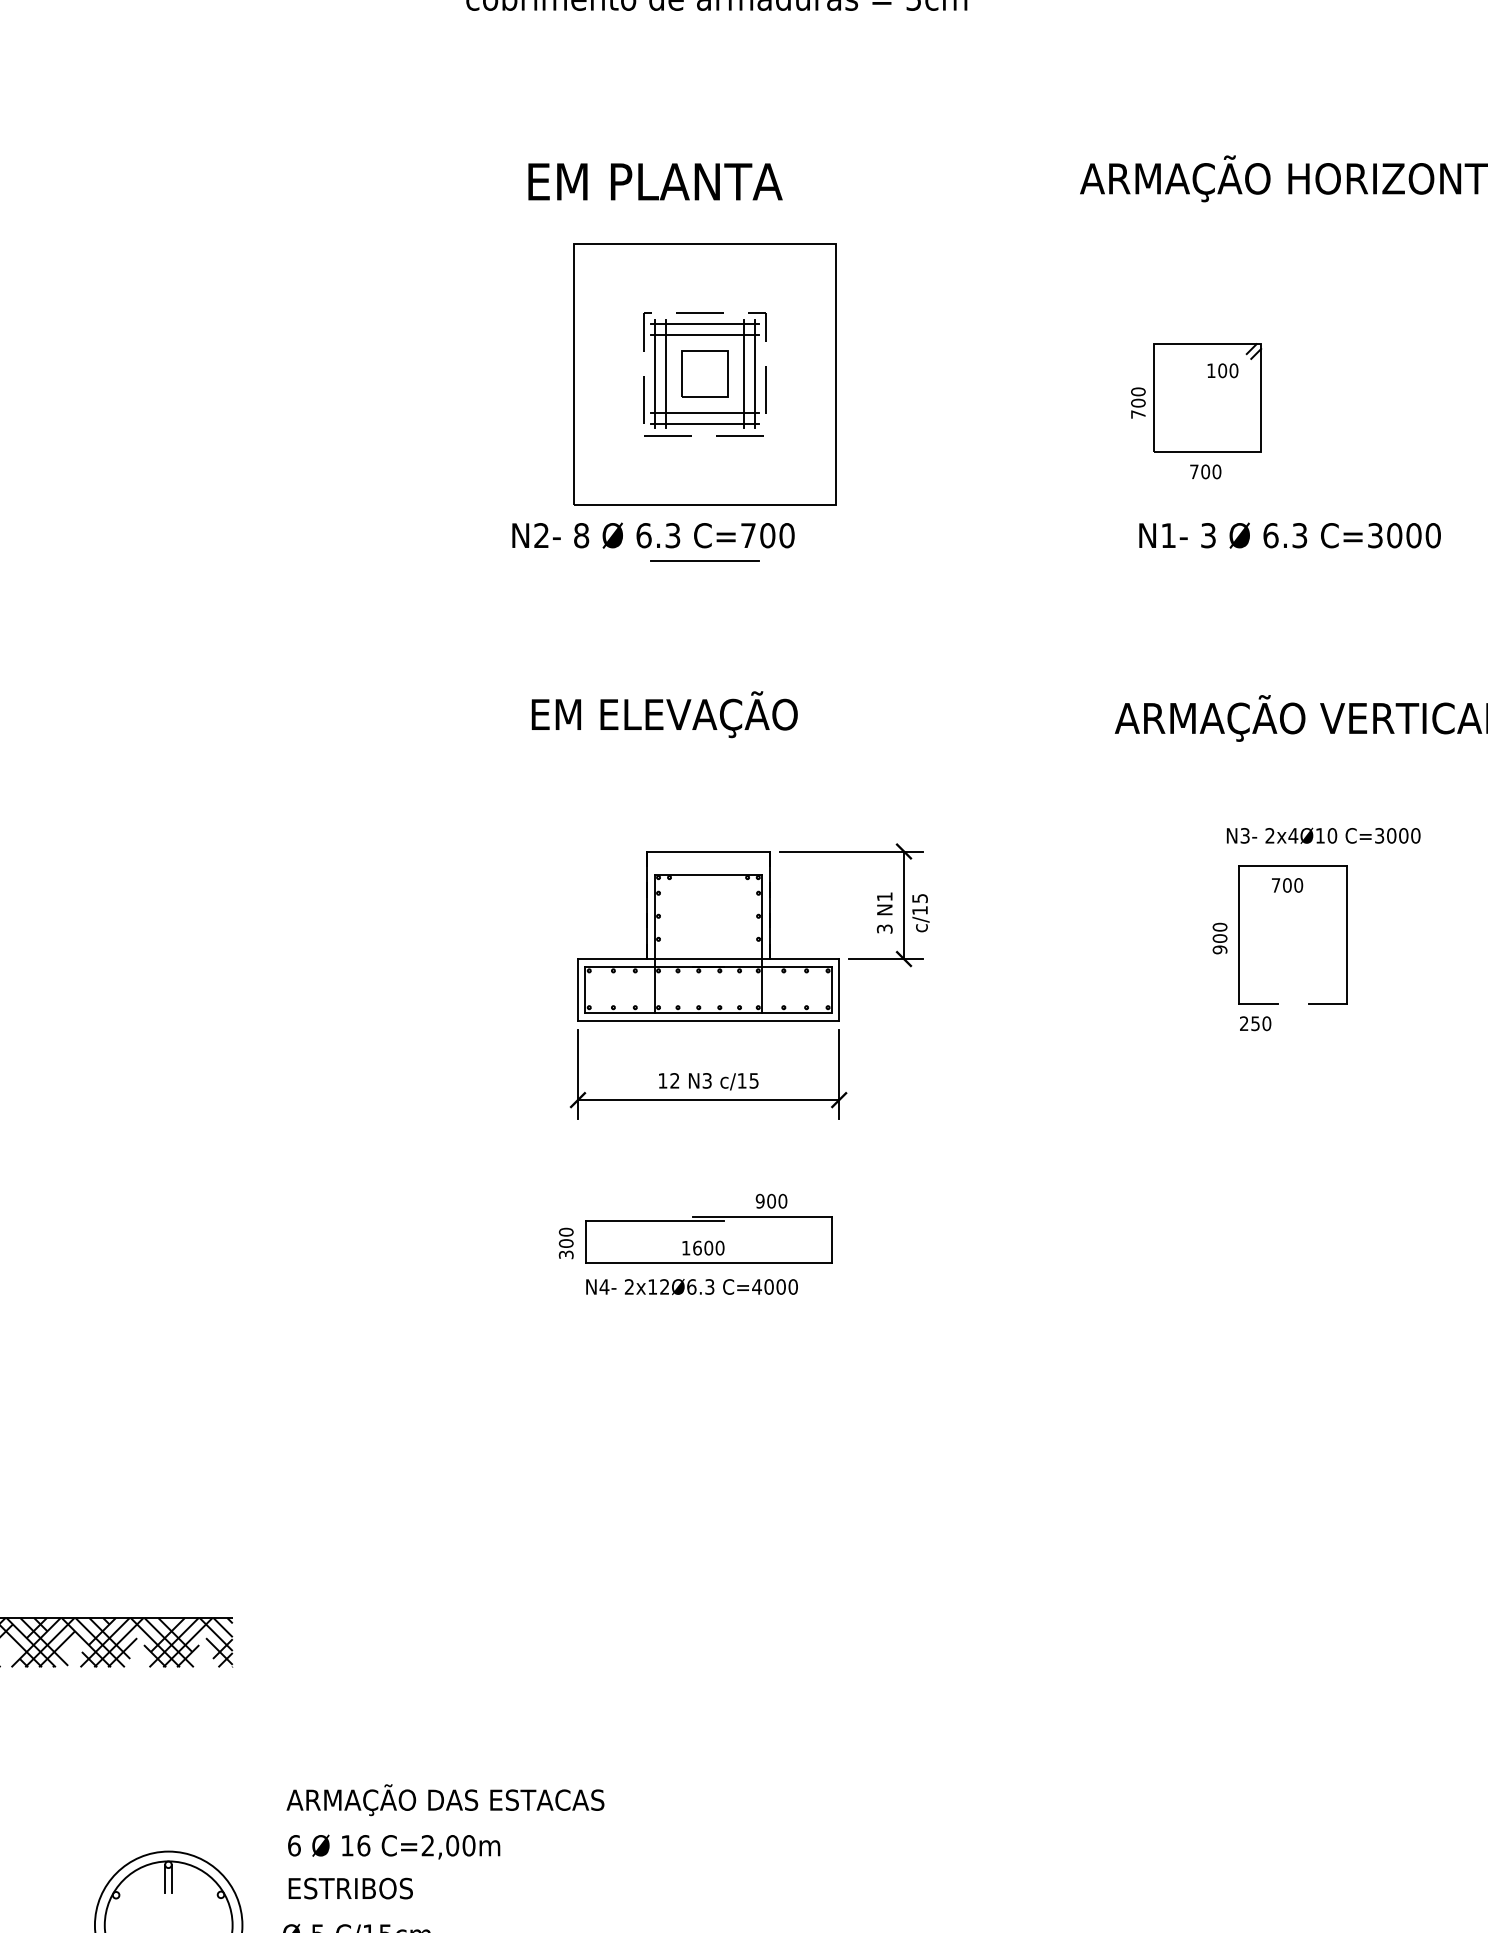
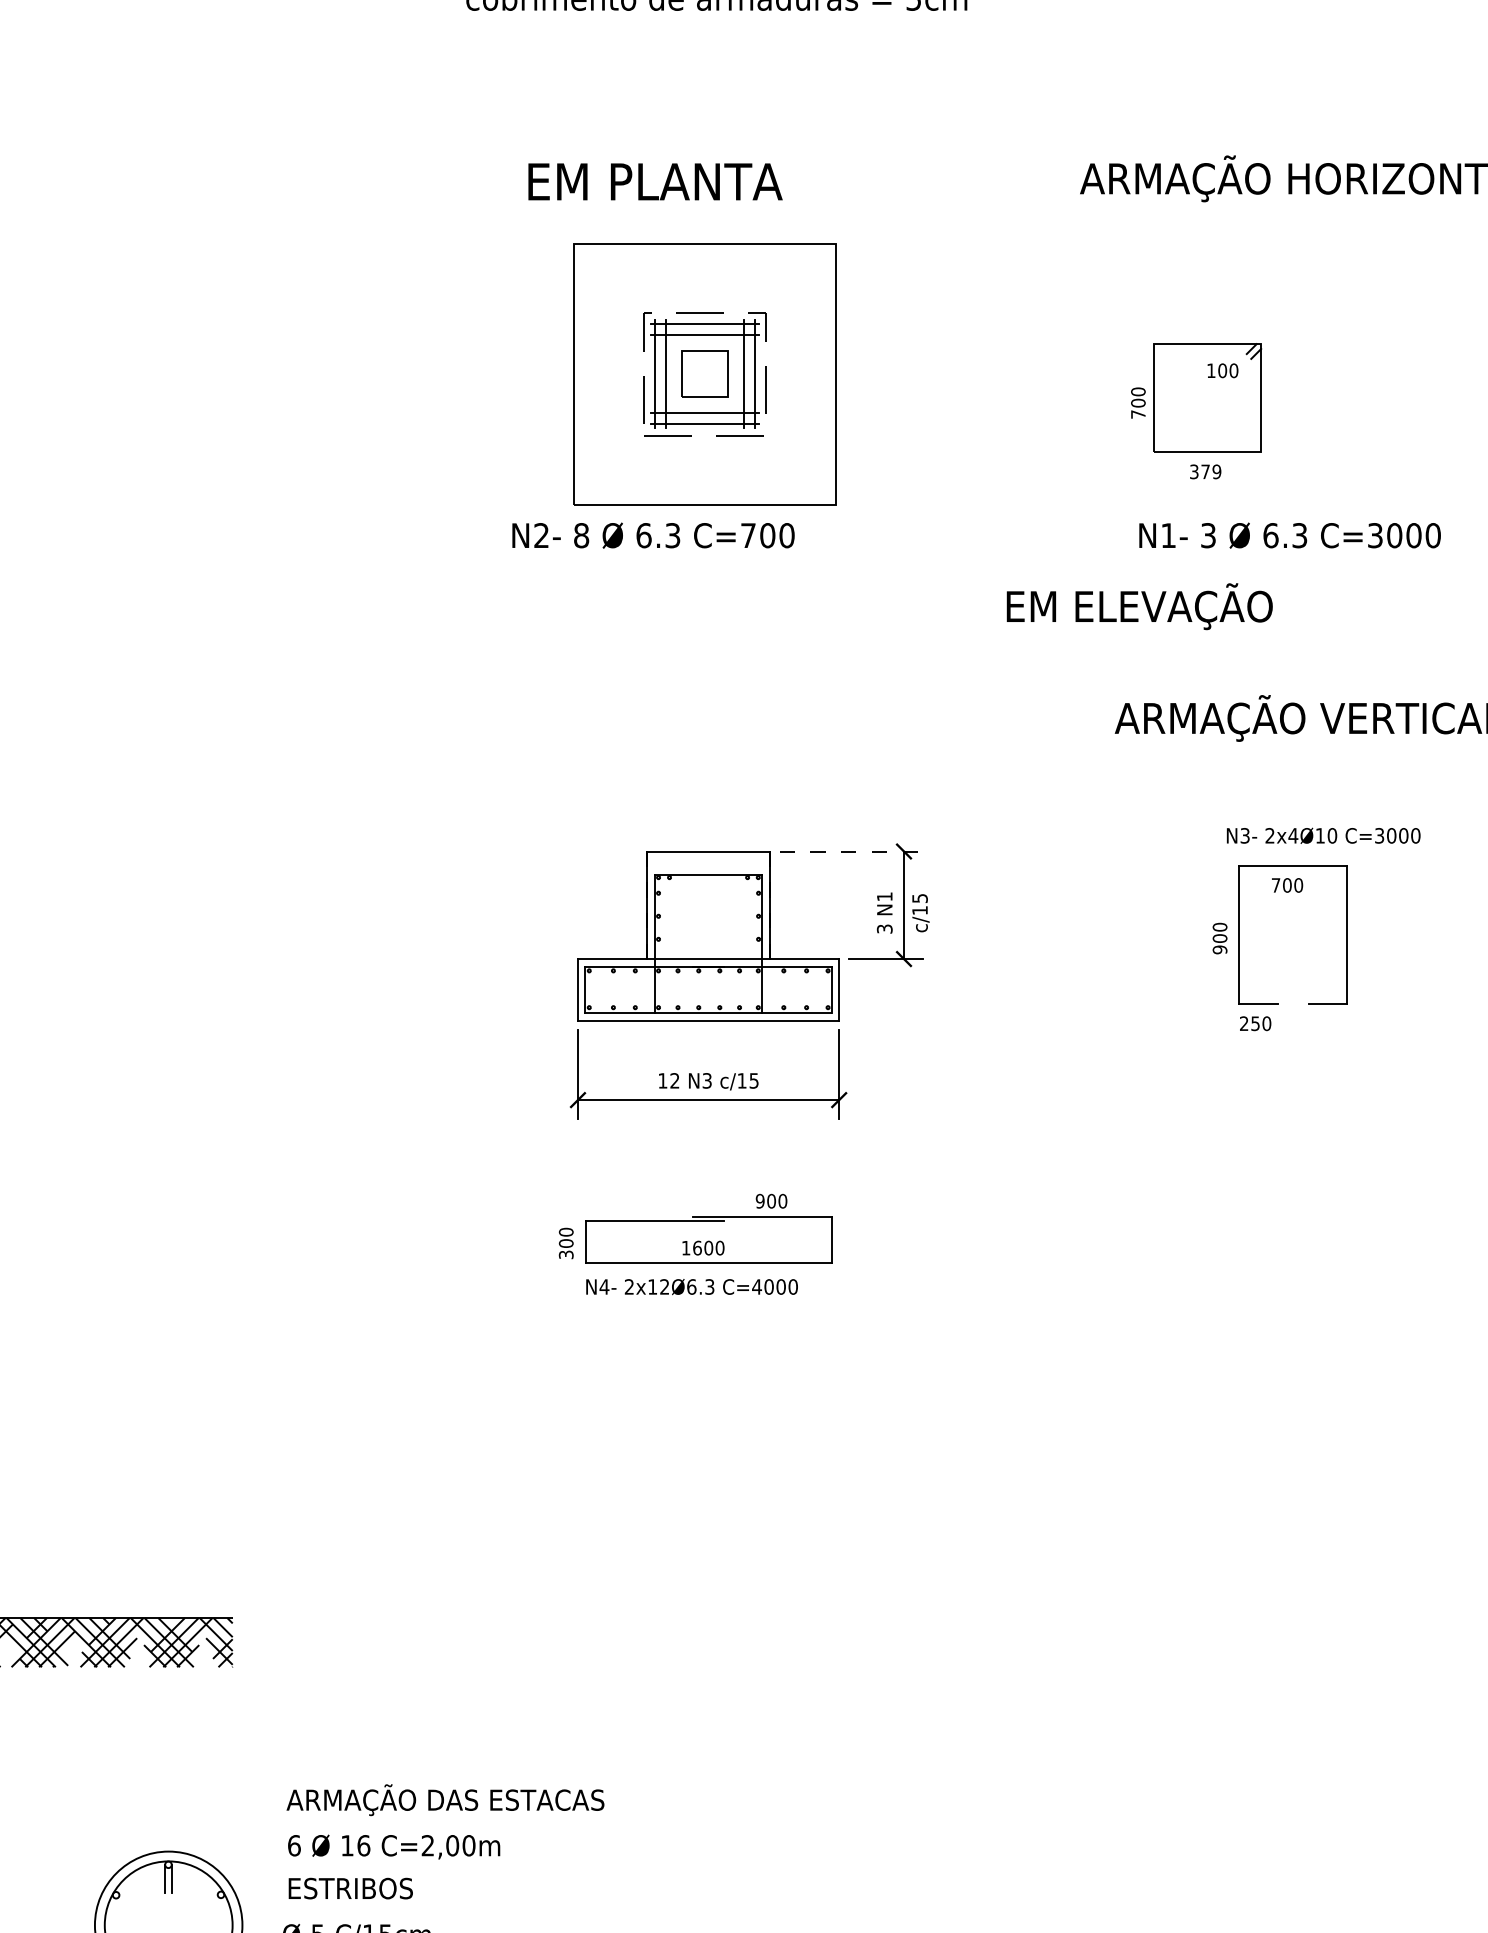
text: 700 -> 379 (1205, 471)
line: present -> none (704, 560)
text position: (664, 714) -> (1139, 606) (1139, 606)
line: solid -> dashed (851, 851)
